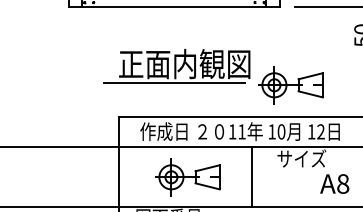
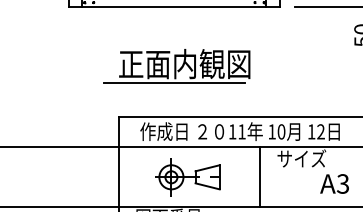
part: present -> none (290, 85)
line position: (251, 177) -> (259, 177) (259, 177)
text: A8 -> A3 (343, 183)
